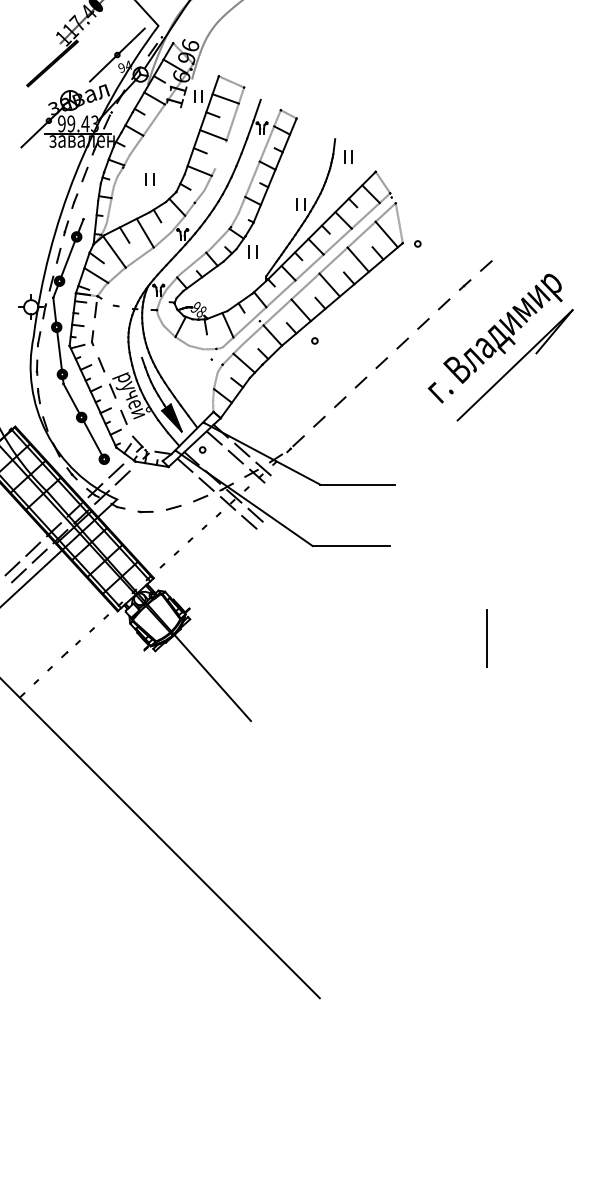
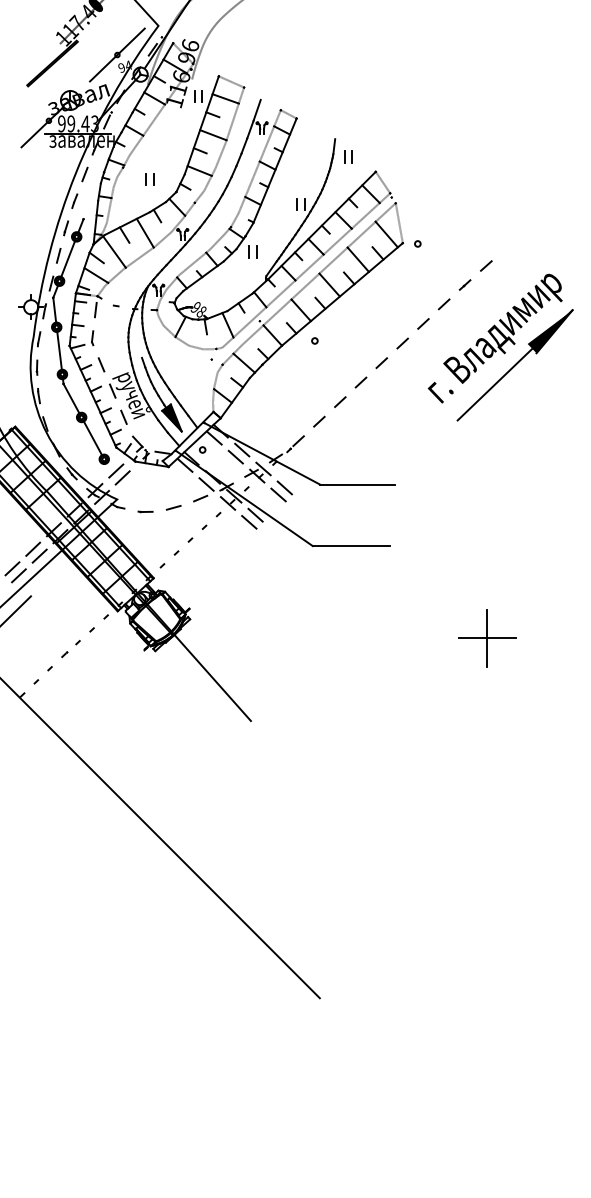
line: none -> present (220, 155)
fill: none -> present (549, 331)
part: none -> present (281, 491)
line: none -> present (16, 610)
line: none -> present (486, 638)
